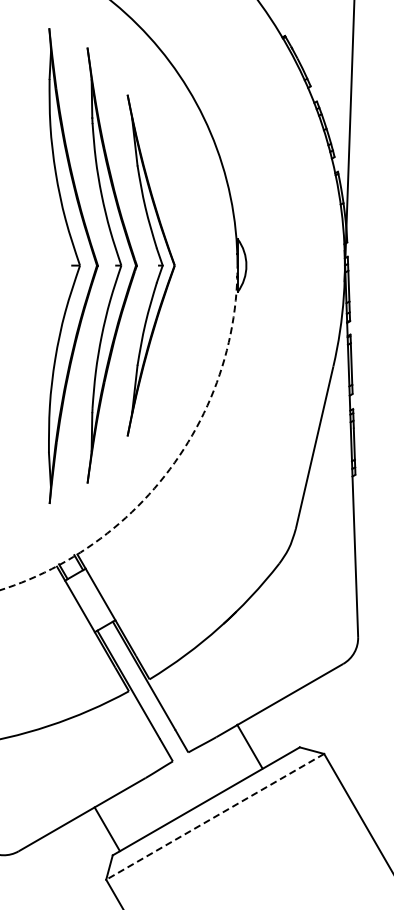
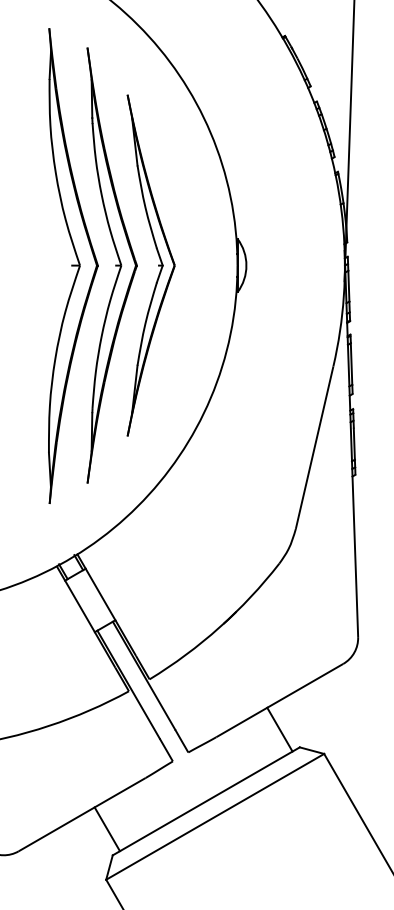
arc: dashed -> solid (171, 467)
line position: (249, 746) -> (279, 729) (279, 729)
line: dashed -> solid (215, 816)
